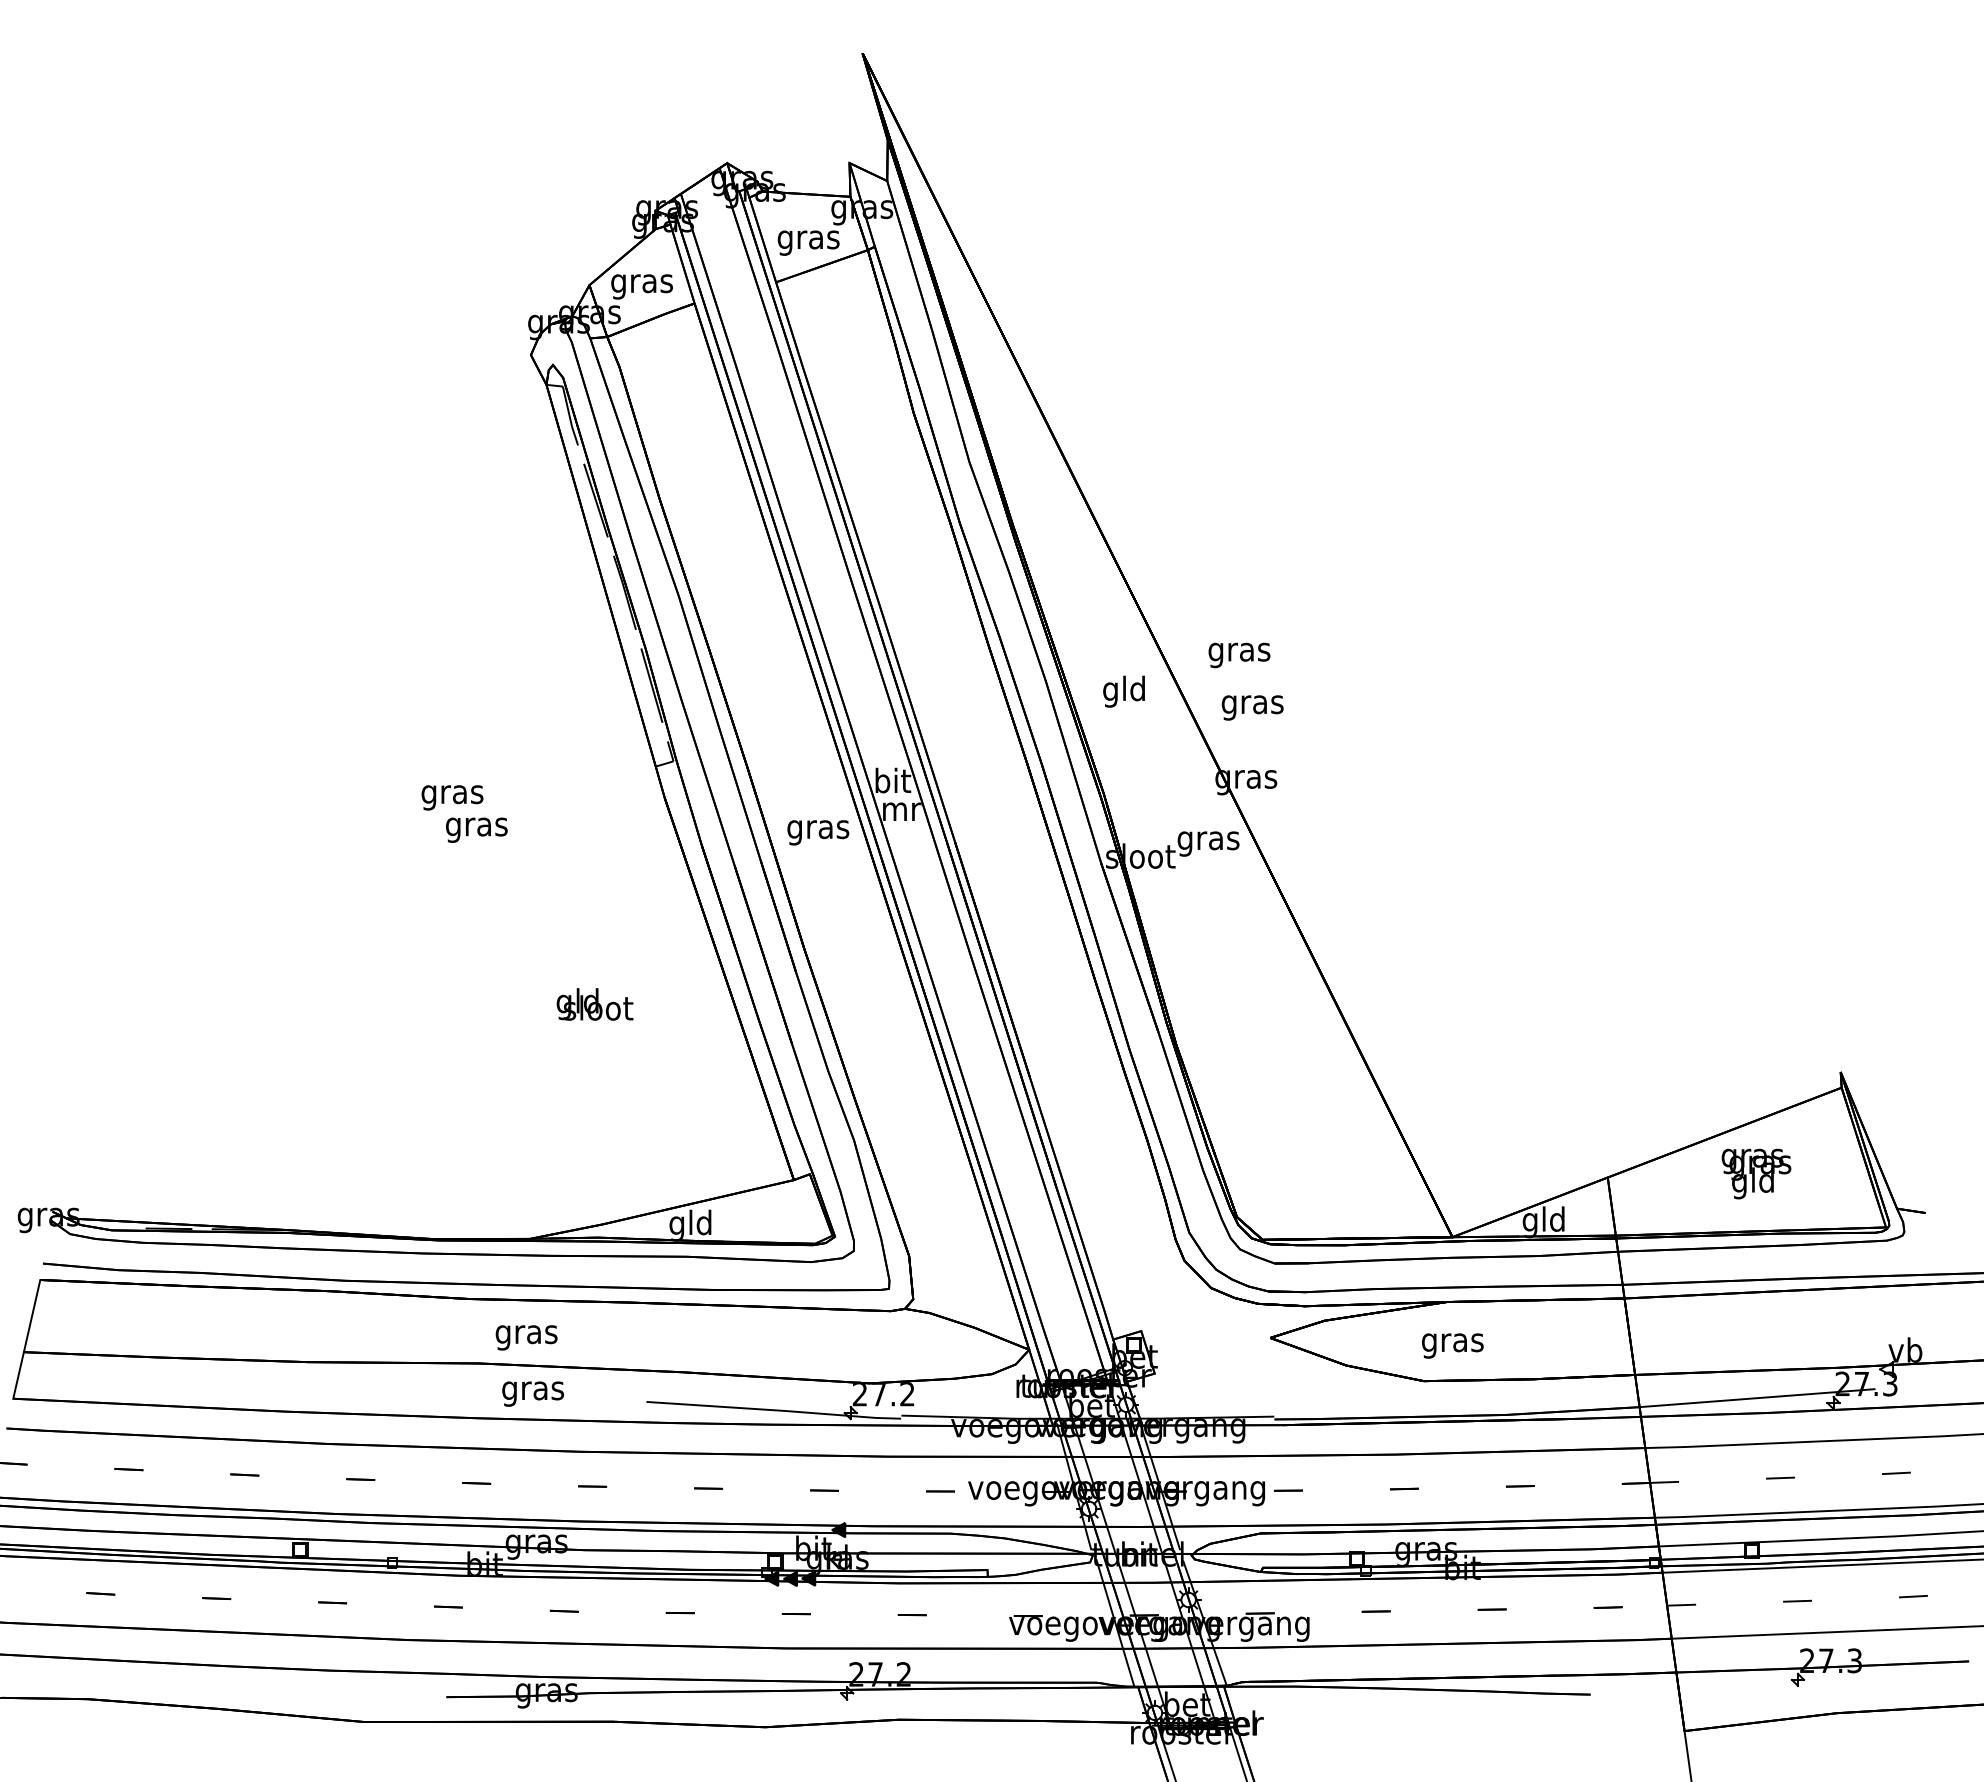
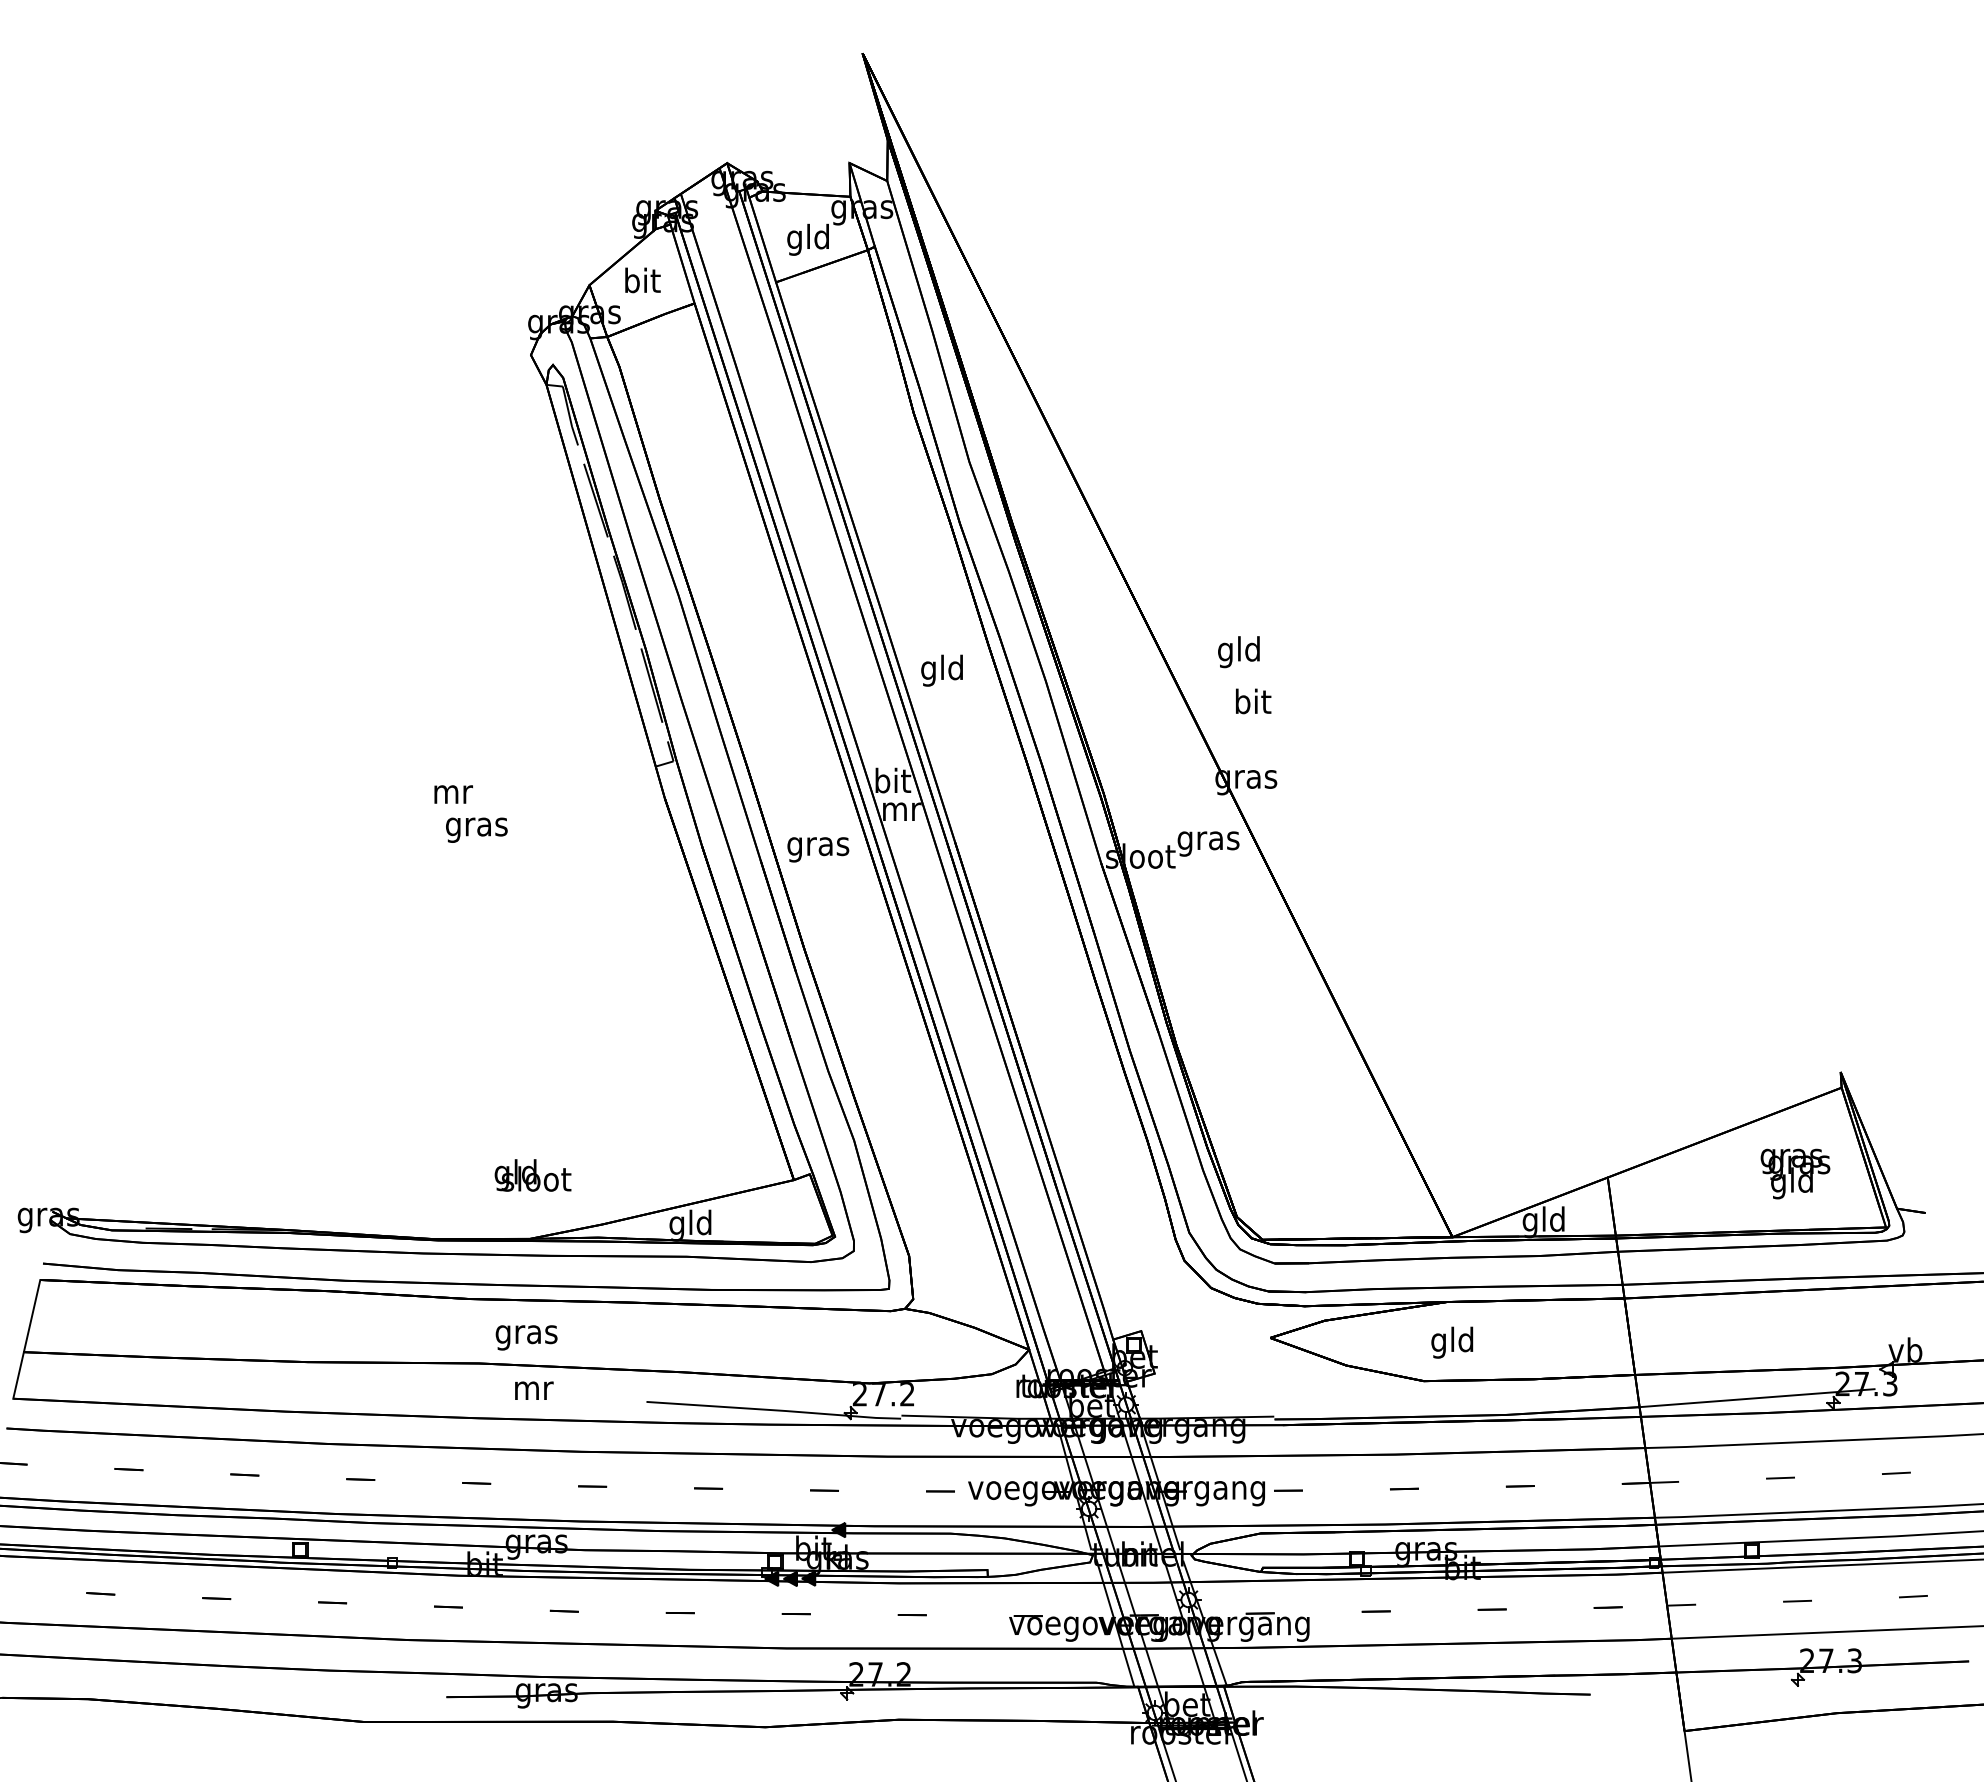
text: gras -> gld (808, 239)
text: gras -> bit (641, 283)
text: gras -> gld (1239, 652)
text position: (1123, 691) -> (941, 670) (941, 670)
text: gras -> bit (1252, 704)
text: gras -> mr (452, 797)
text position: (818, 832) -> (818, 849) (818, 849)
text position: (594, 1004) -> (532, 1175) (532, 1175)
text position: (1756, 1173) -> (1795, 1173) (1795, 1173)
text: gras -> gld (1452, 1342)
text: gras -> mr (532, 1393)
